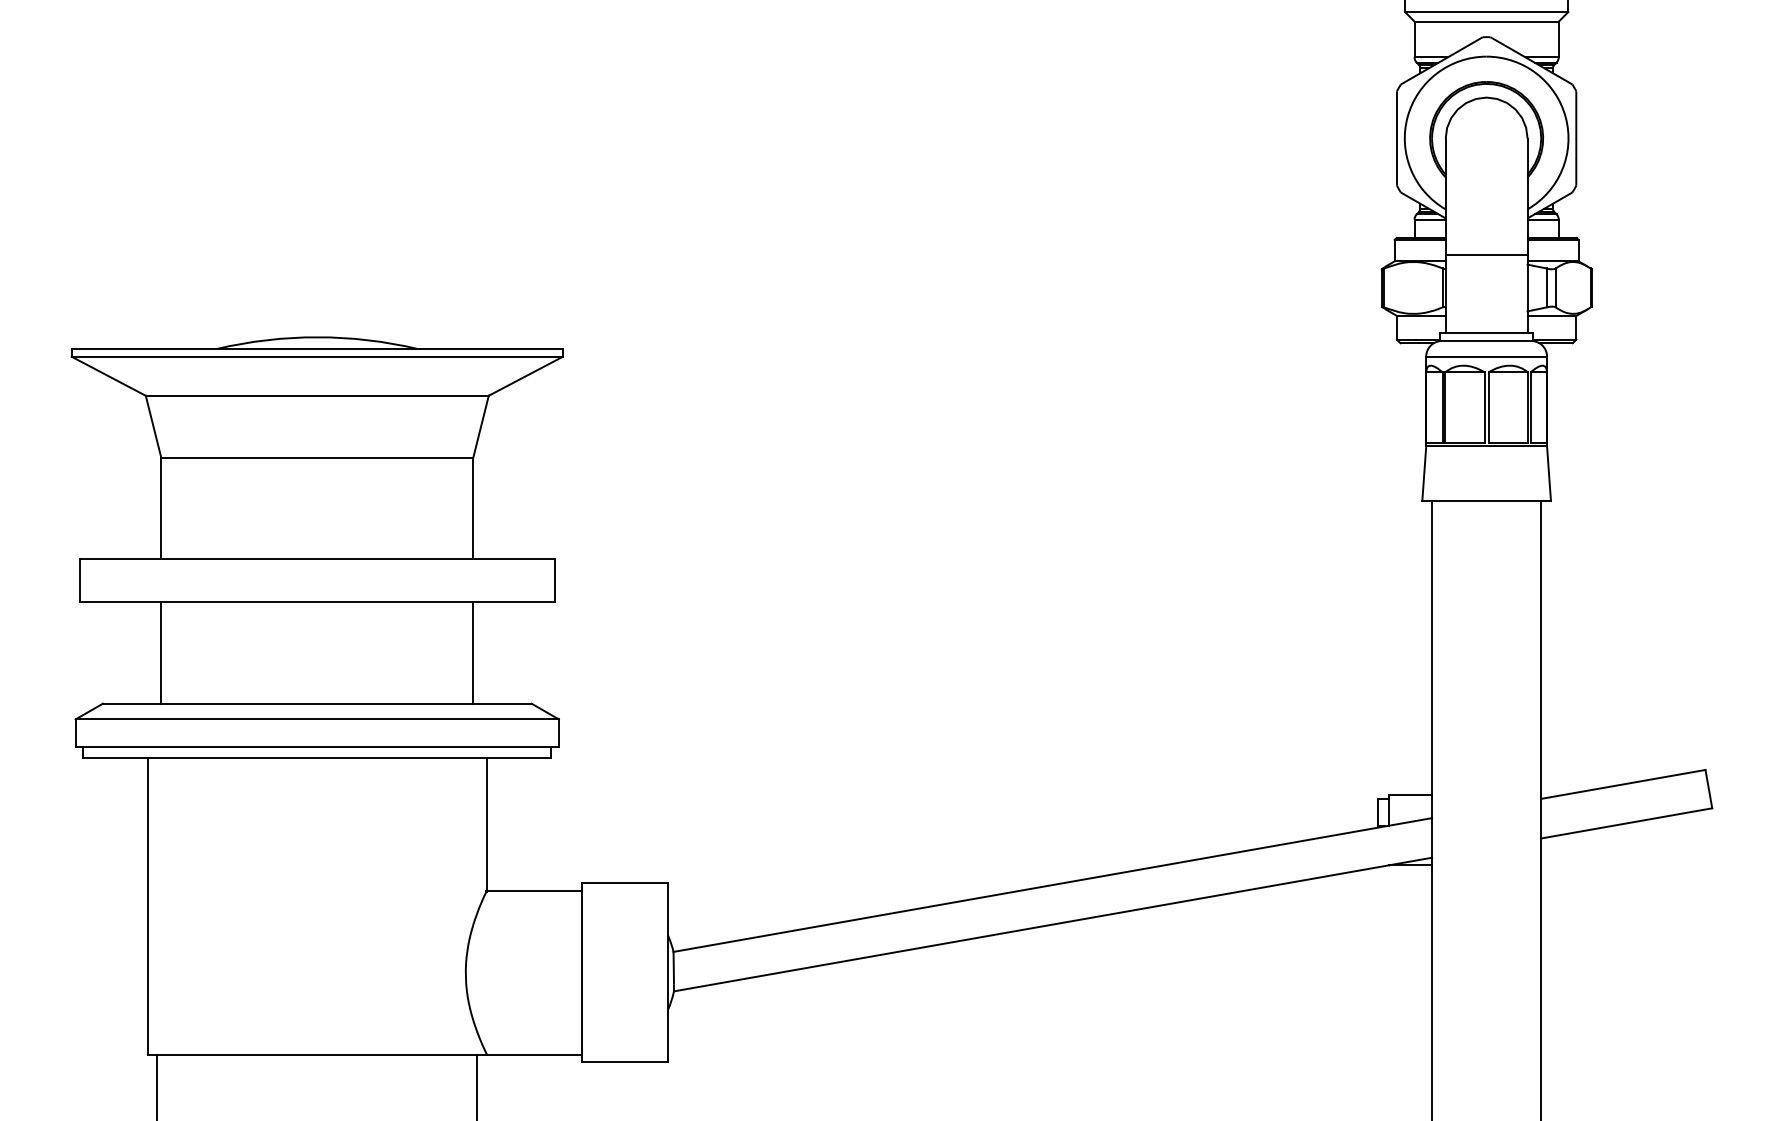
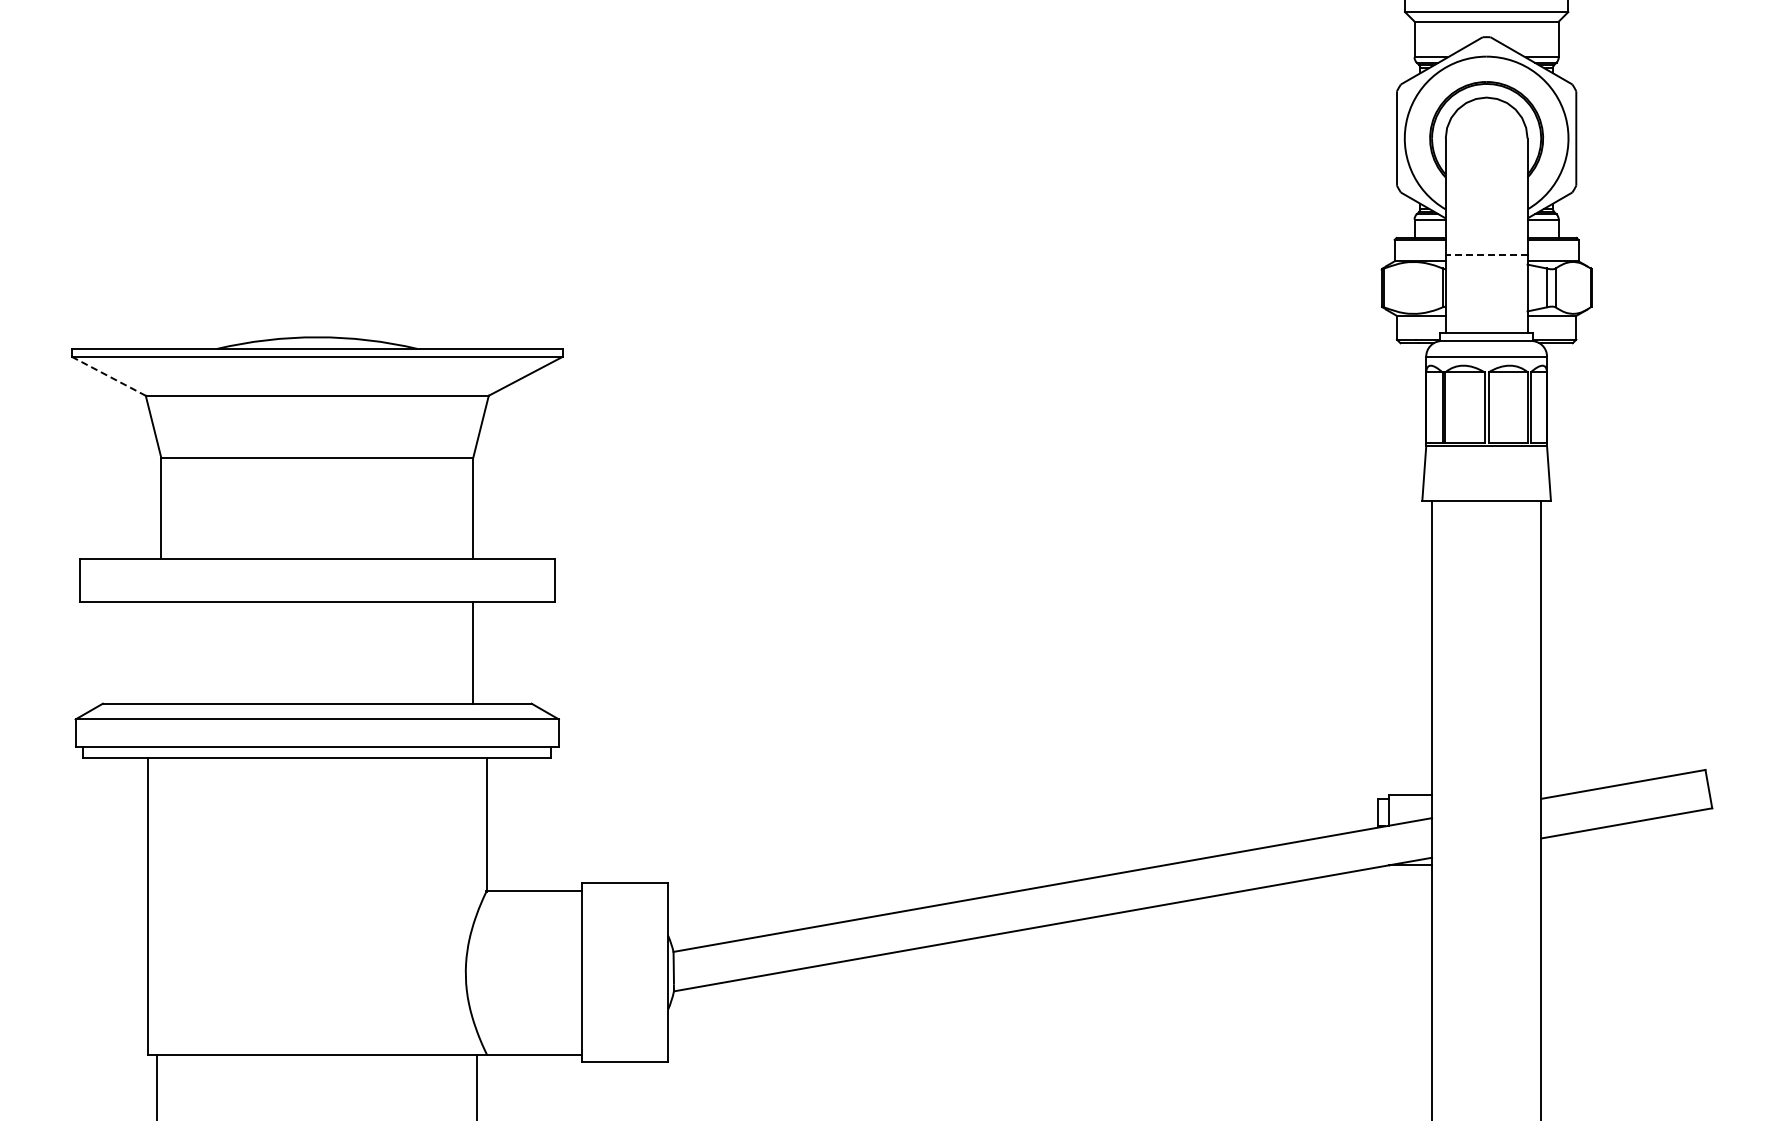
line: solid -> dashed (1486, 255)
line: solid -> dashed (108, 376)
line: present -> none (161, 652)
